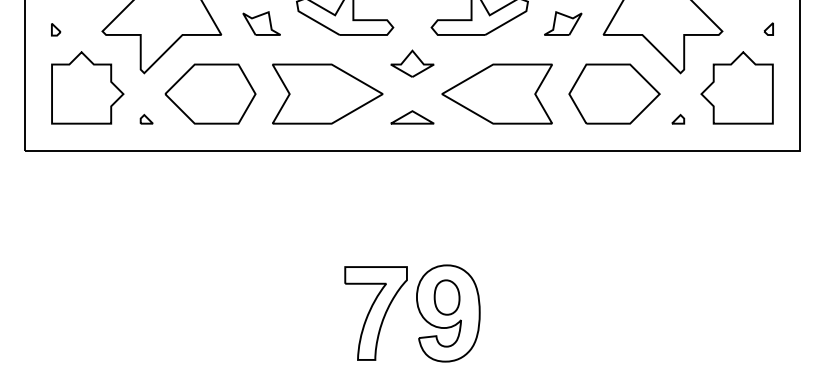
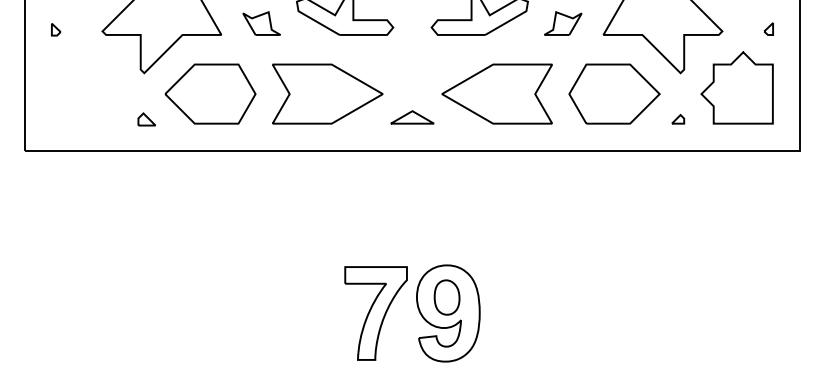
part: present -> none (412, 63)
part: present -> none (87, 87)
part size: 15x12 px -> 19x15 px (146, 119)
